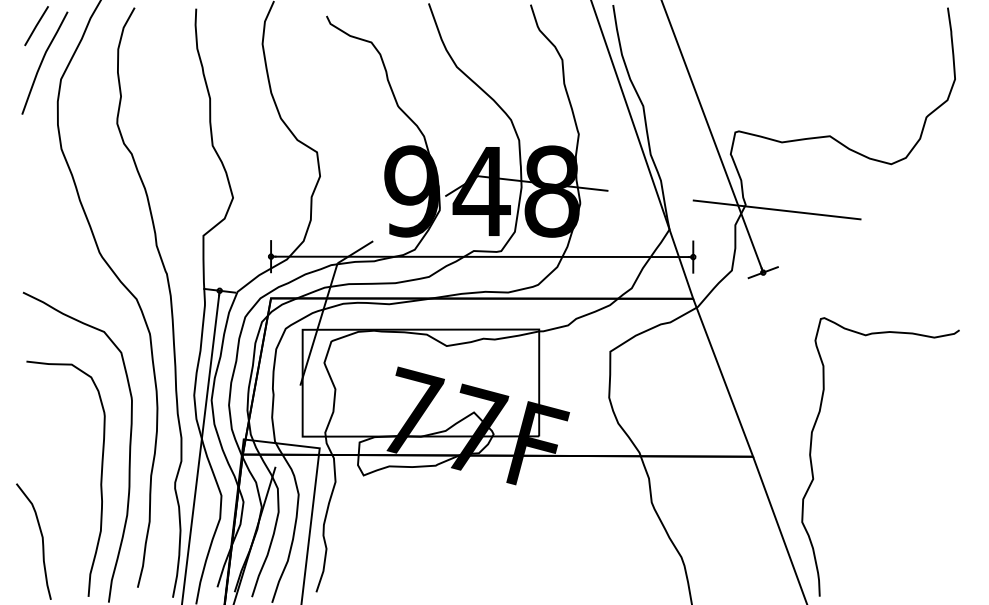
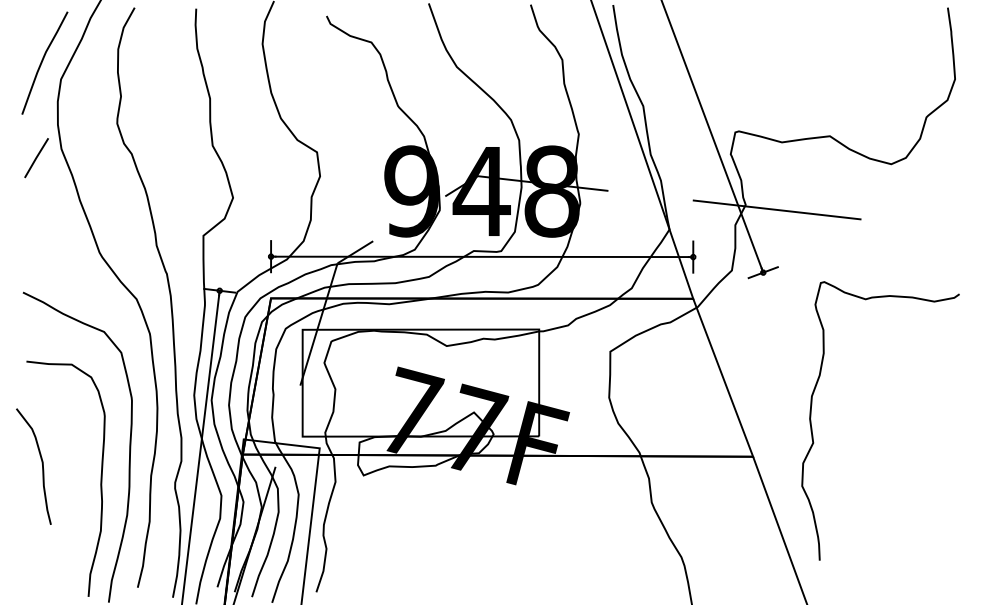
line position: (36, 26) -> (36, 158) (36, 158)
curve position: (812, 463) -> (812, 427) (812, 427)
curve position: (41, 538) -> (41, 463) (41, 463)
